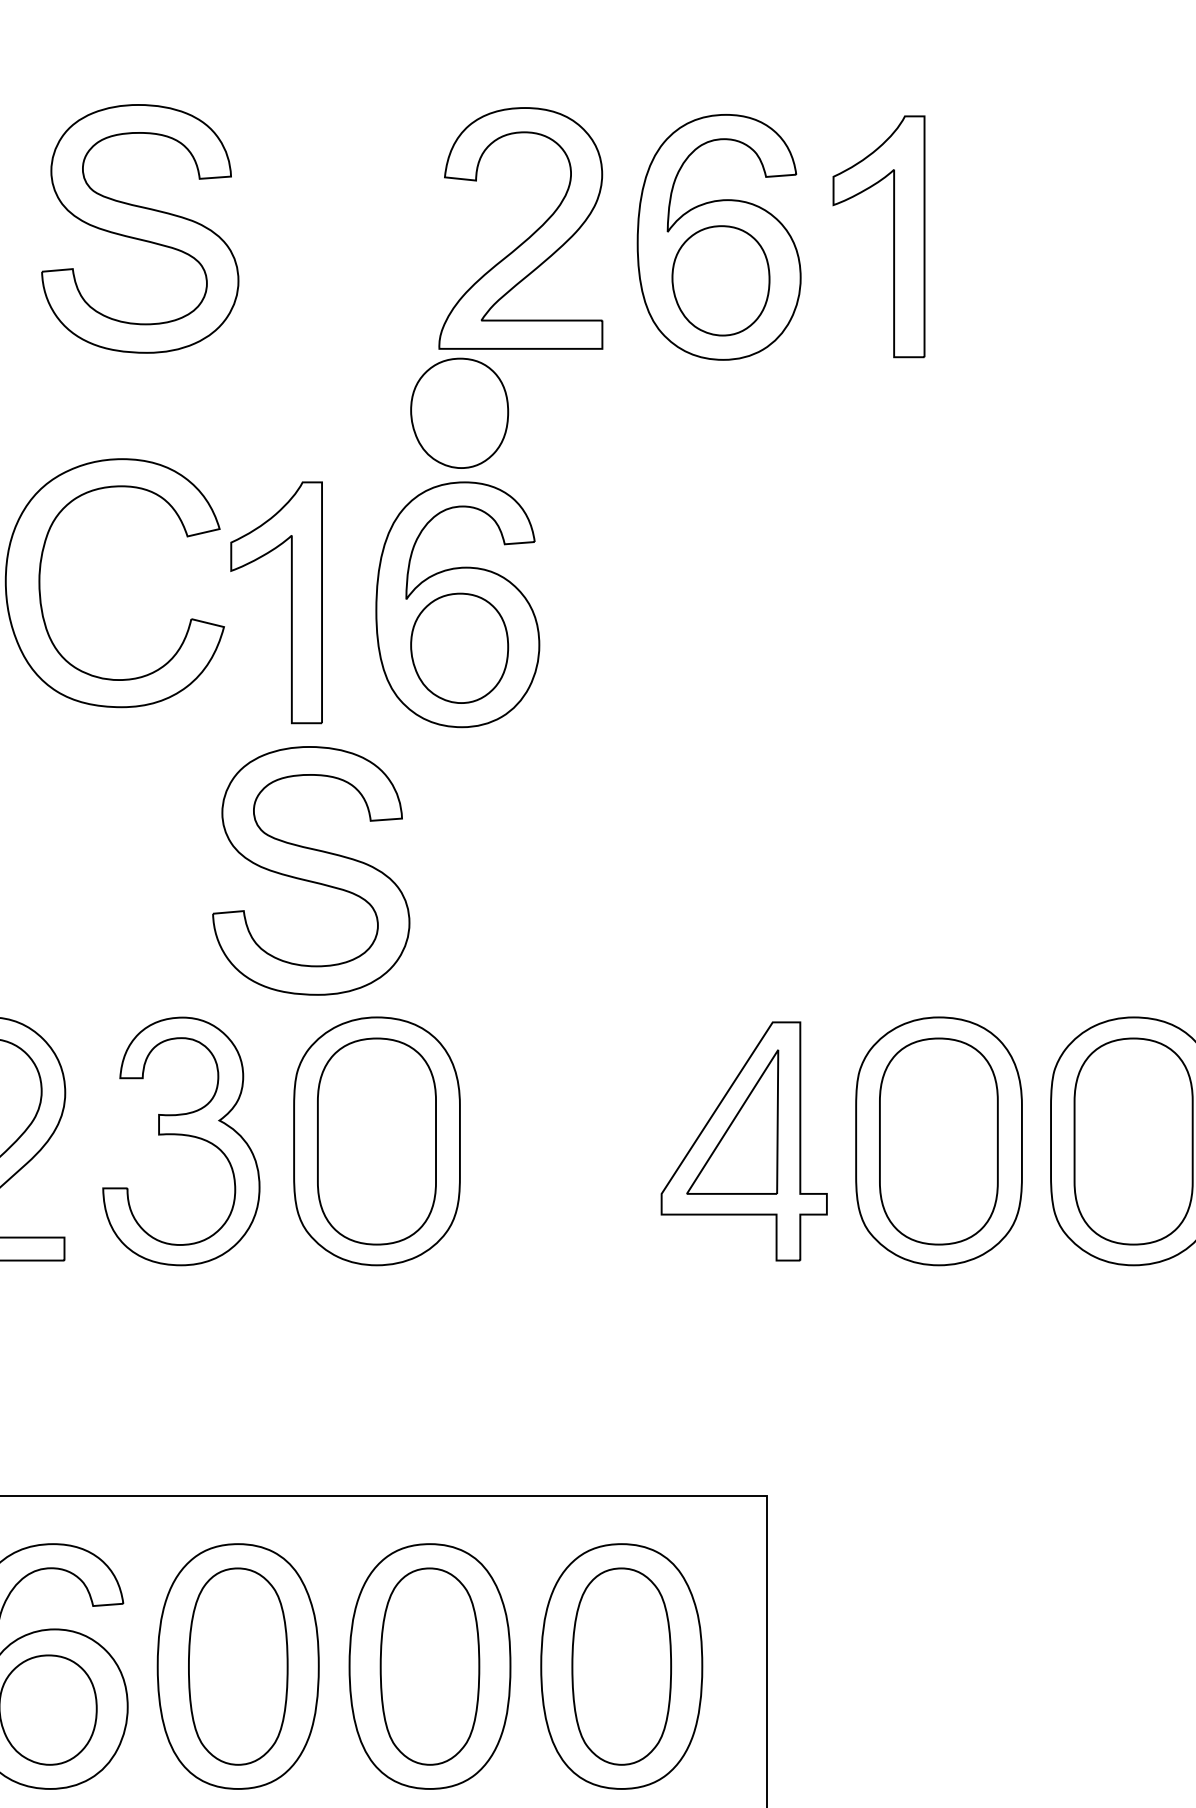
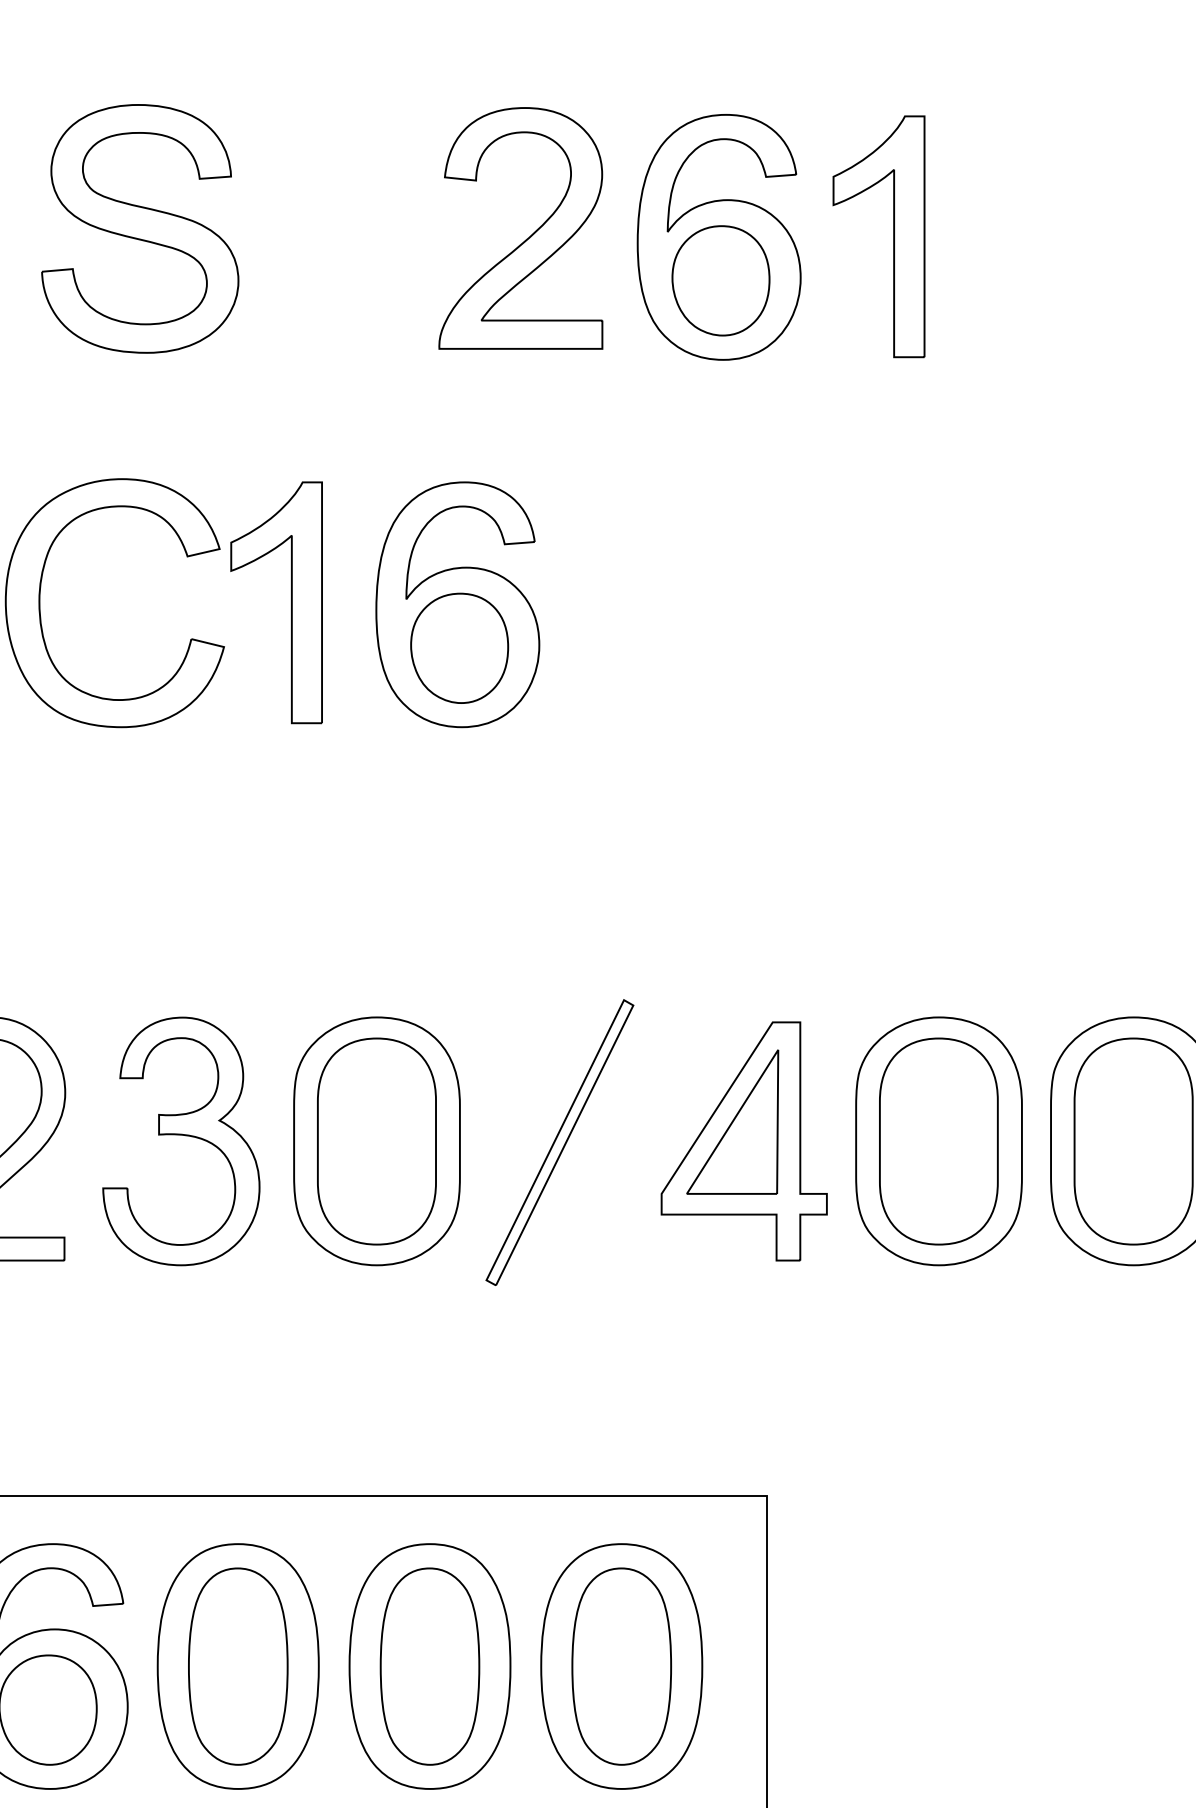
part: present -> none (459, 412)
part position: (40, 583) -> (40, 603) (40, 603)
part: present -> none (311, 870)
part: none -> present (559, 1142)
